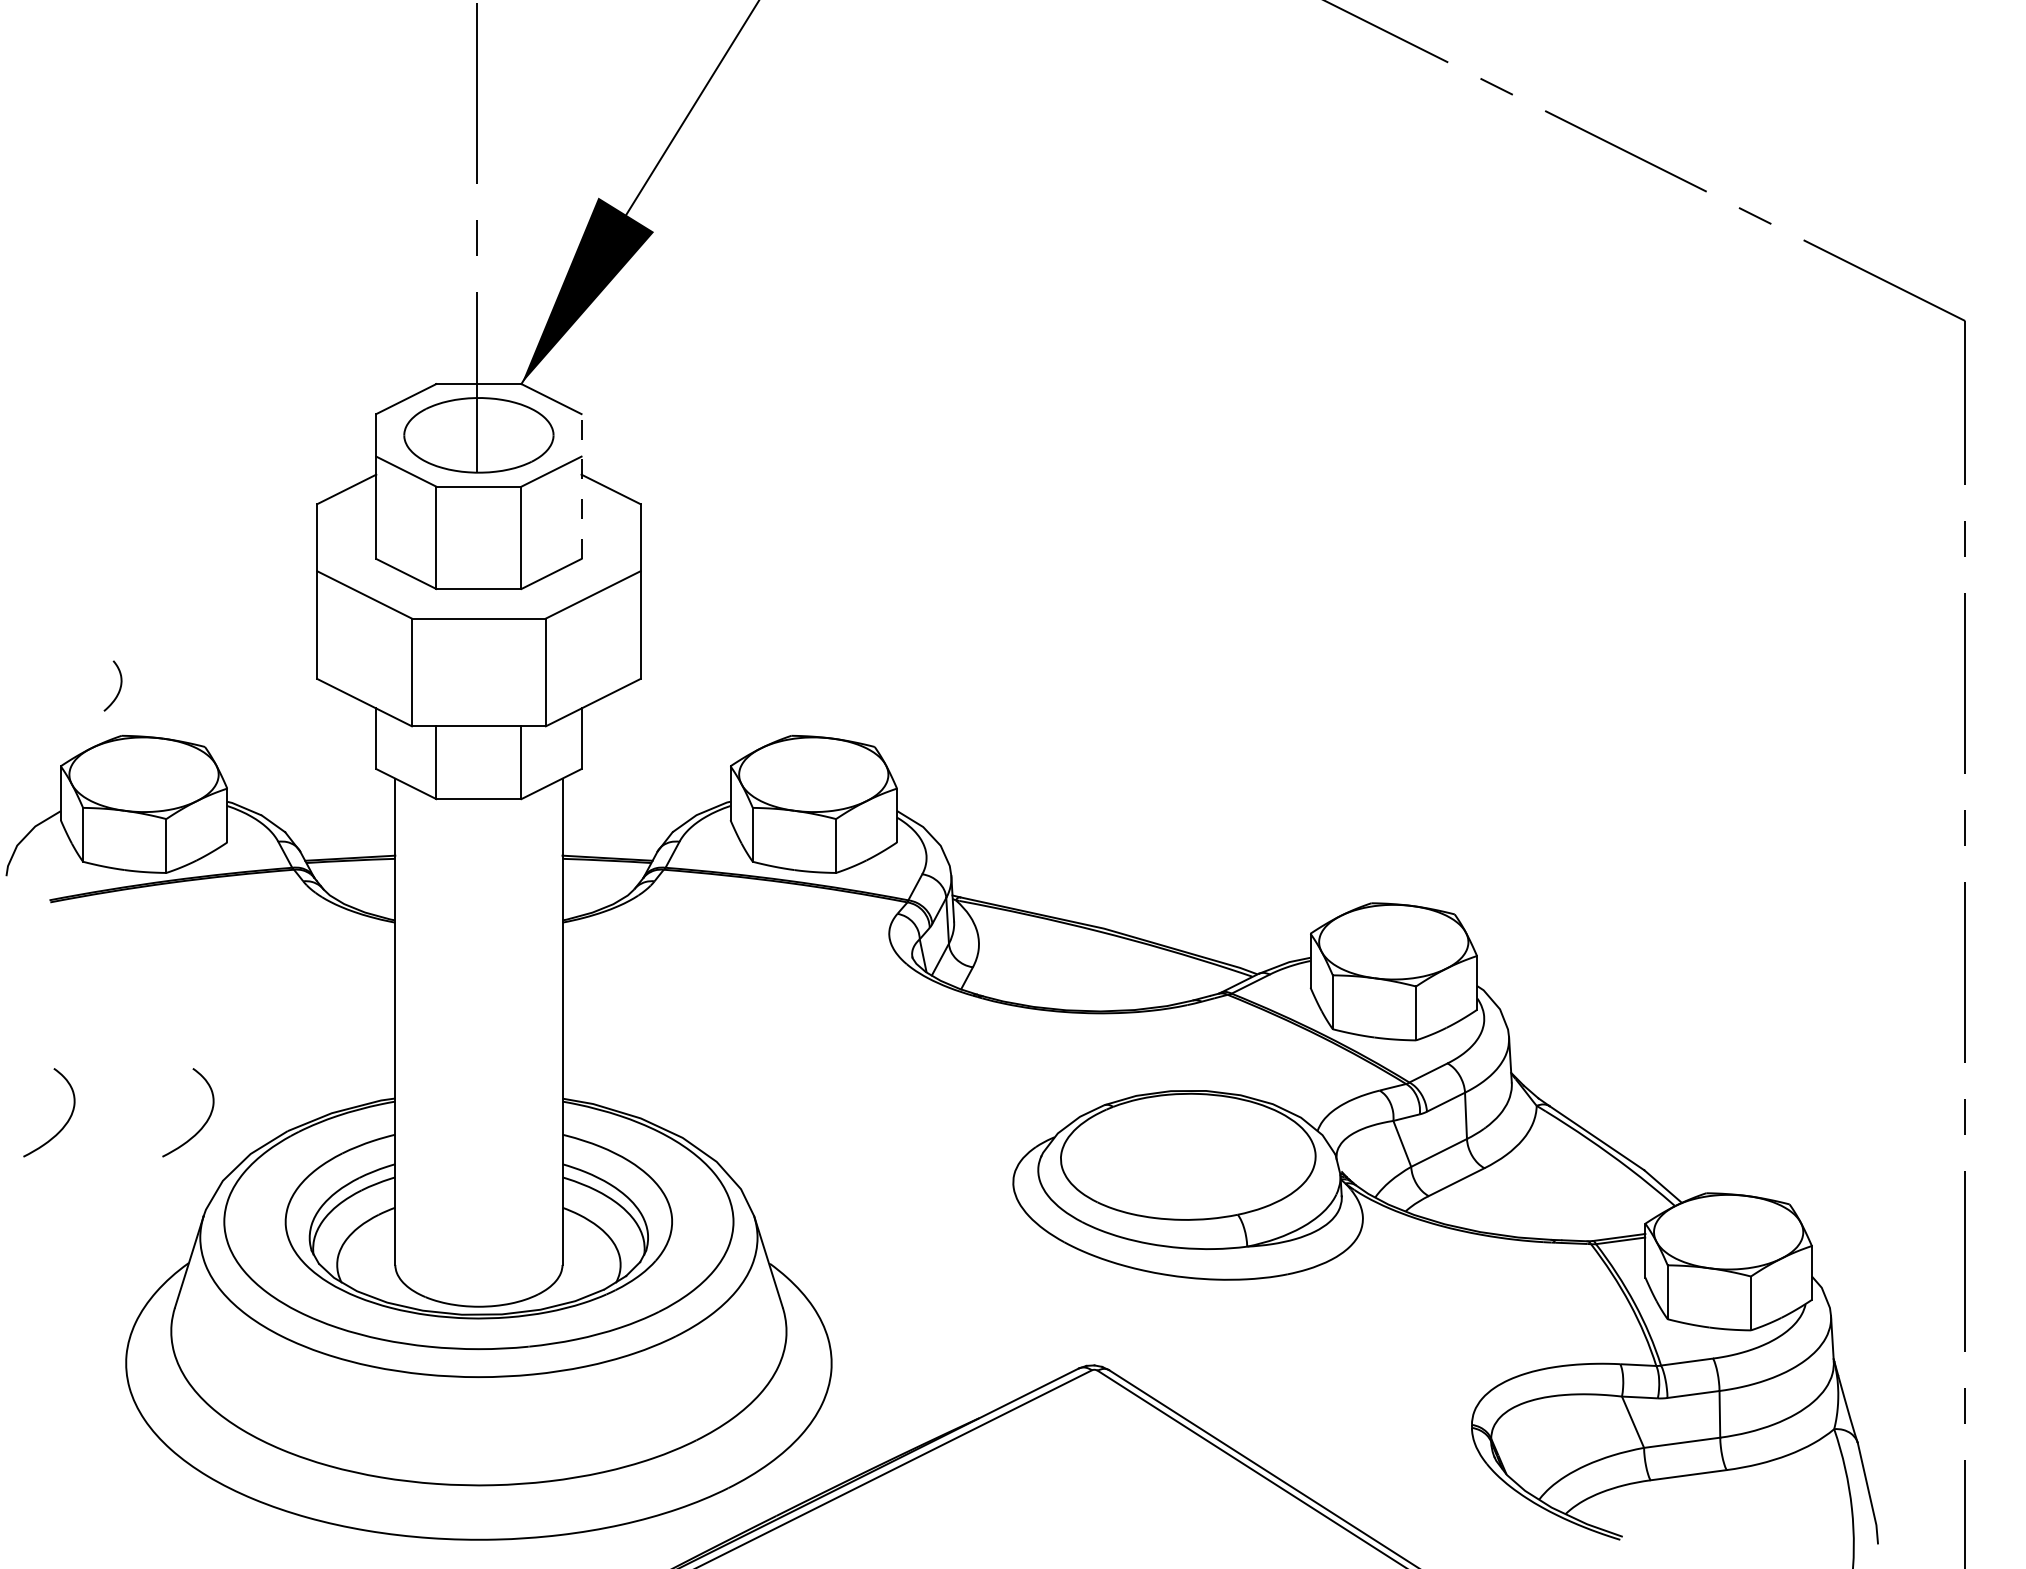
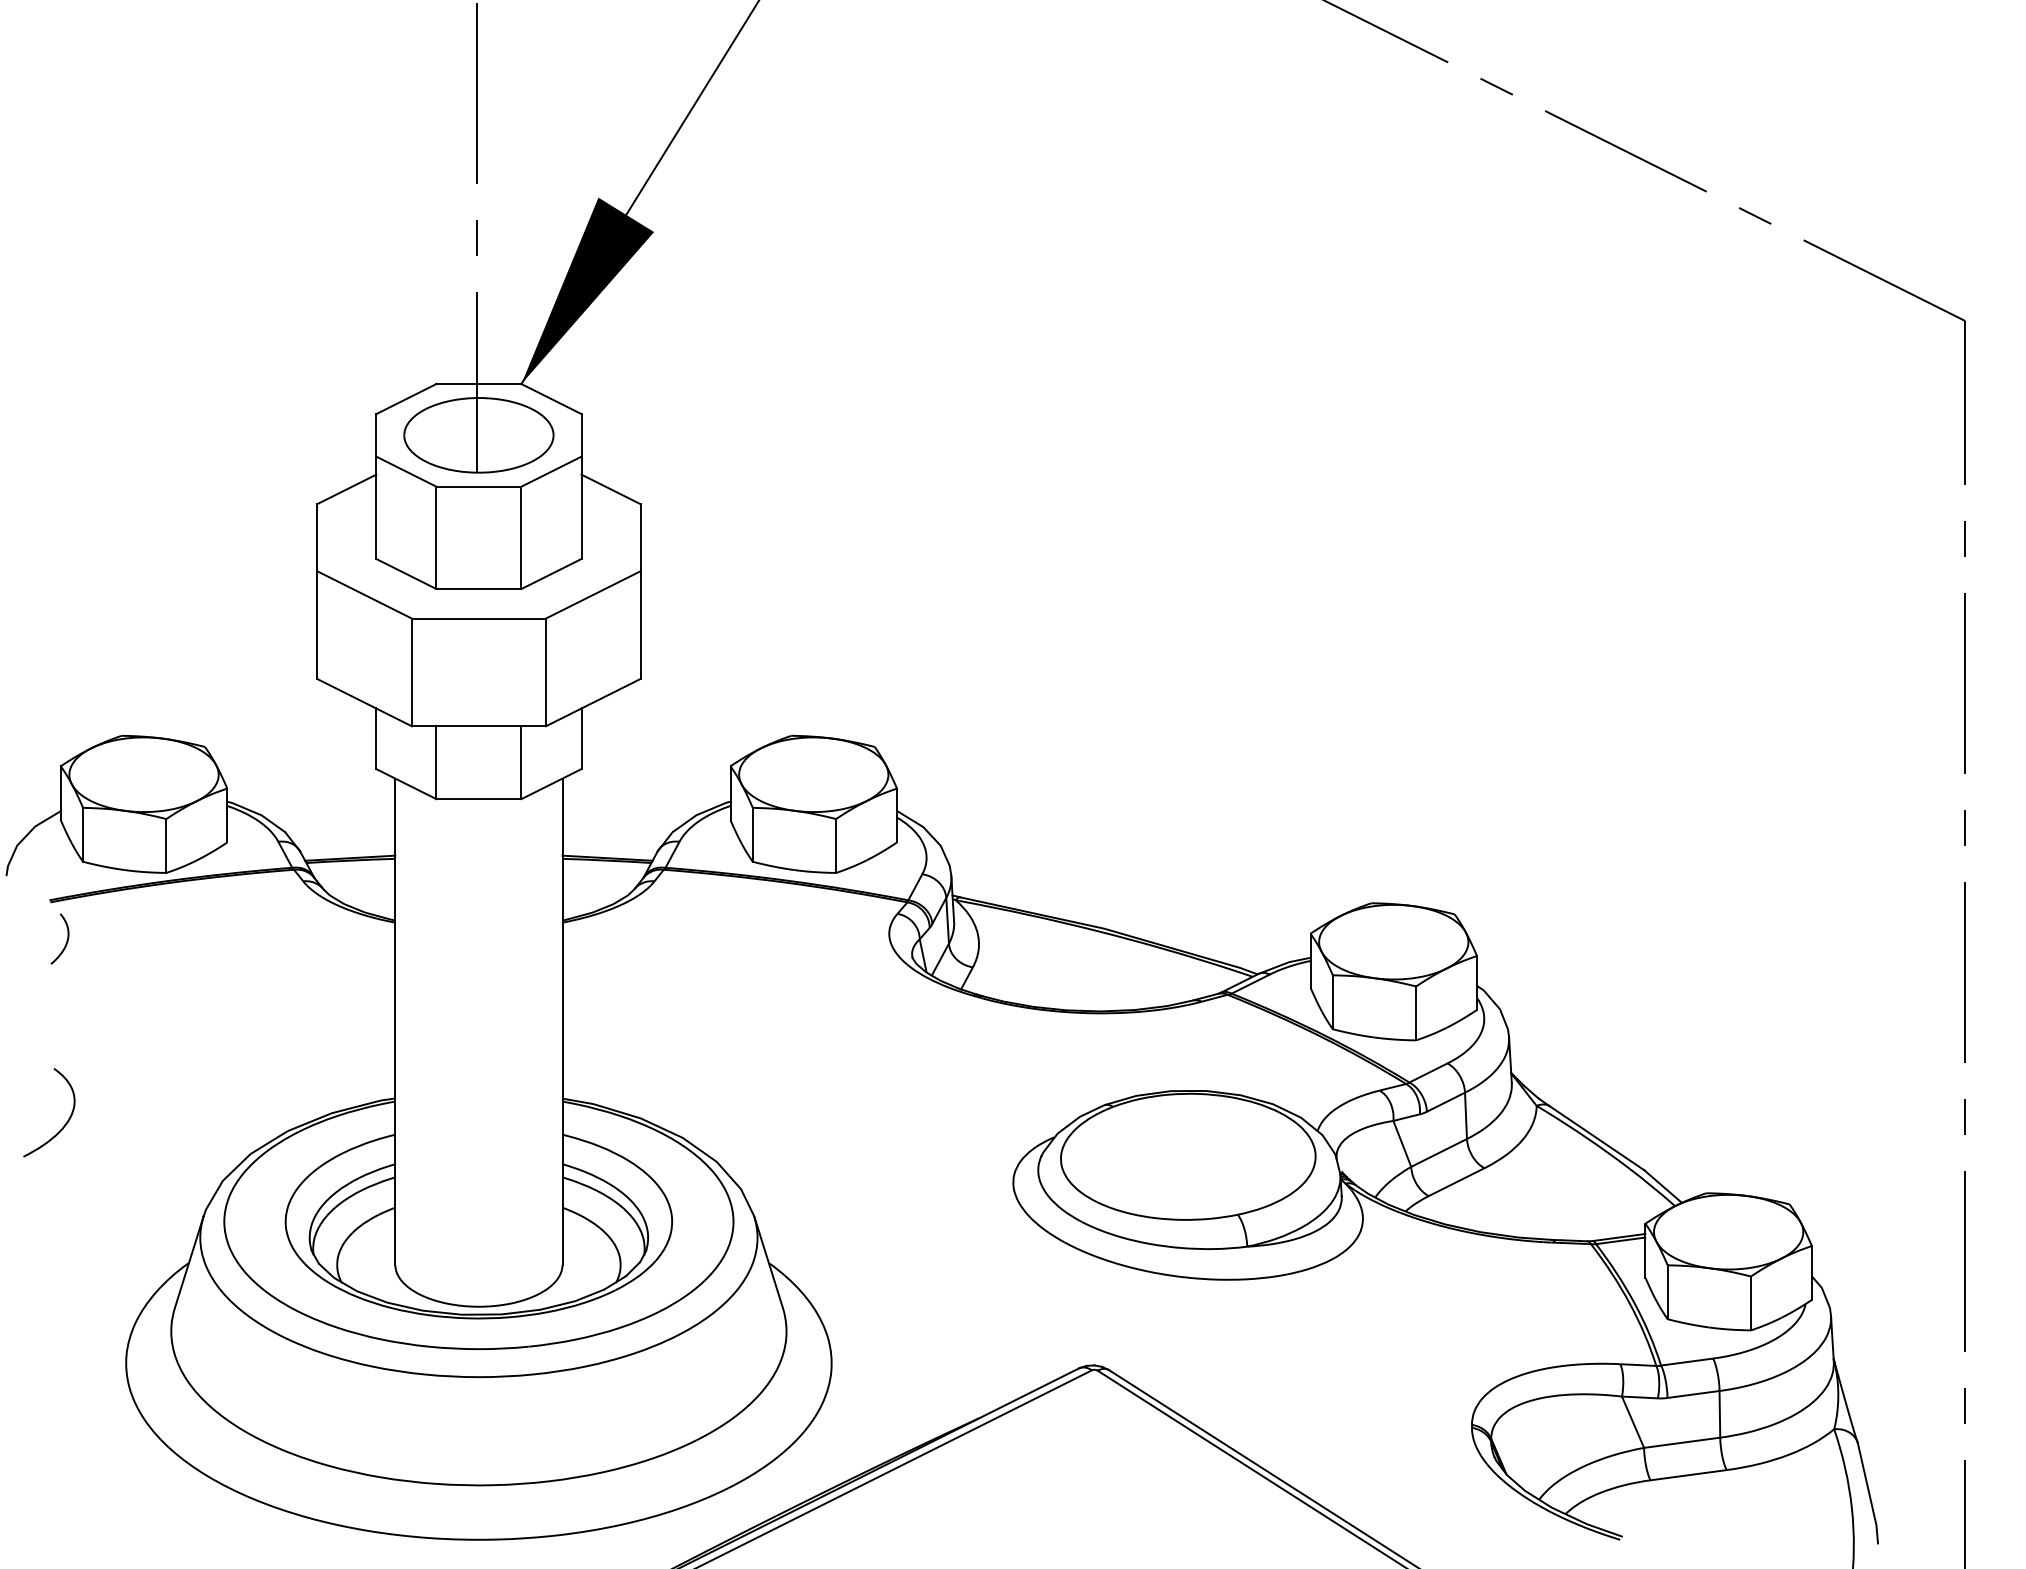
line: dashed -> solid (581, 486)
curve position: (119, 687) -> (66, 940) (66, 940)
curve: present -> none (202, 1125)
